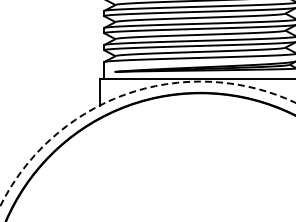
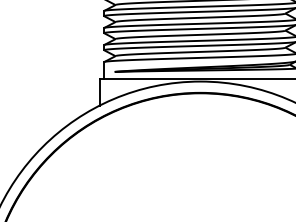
circle: dashed -> solid (147, 143)
